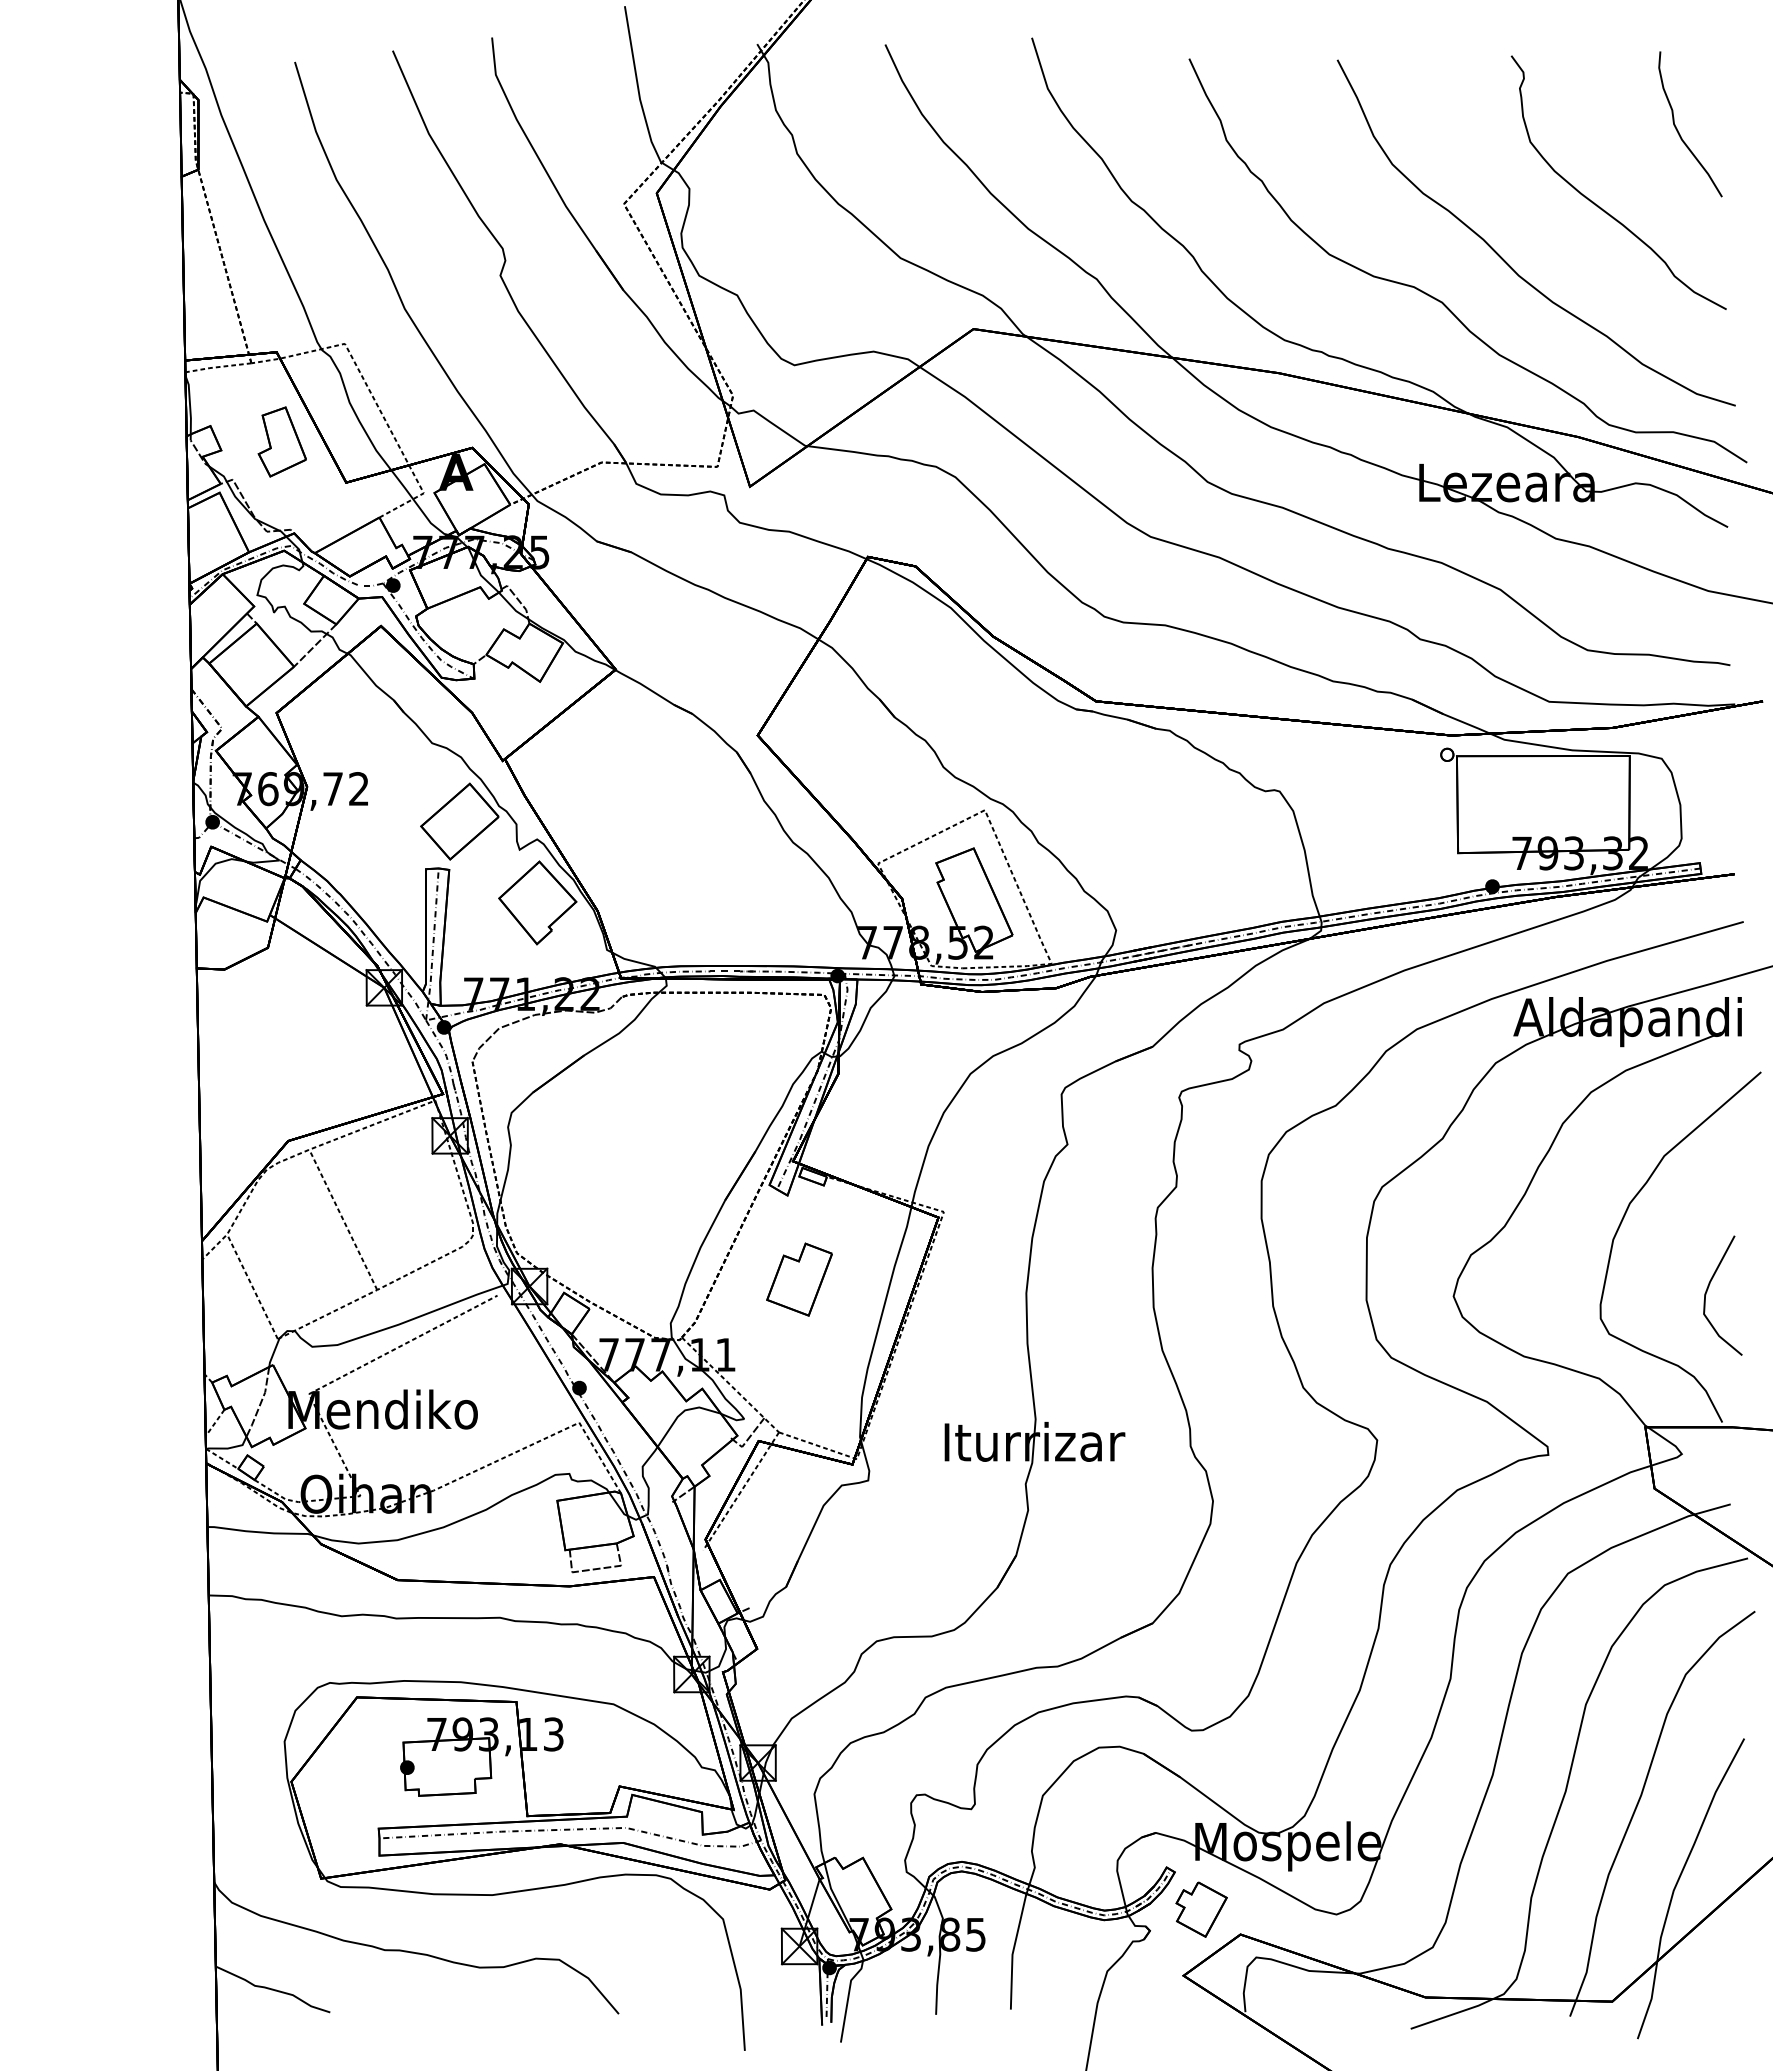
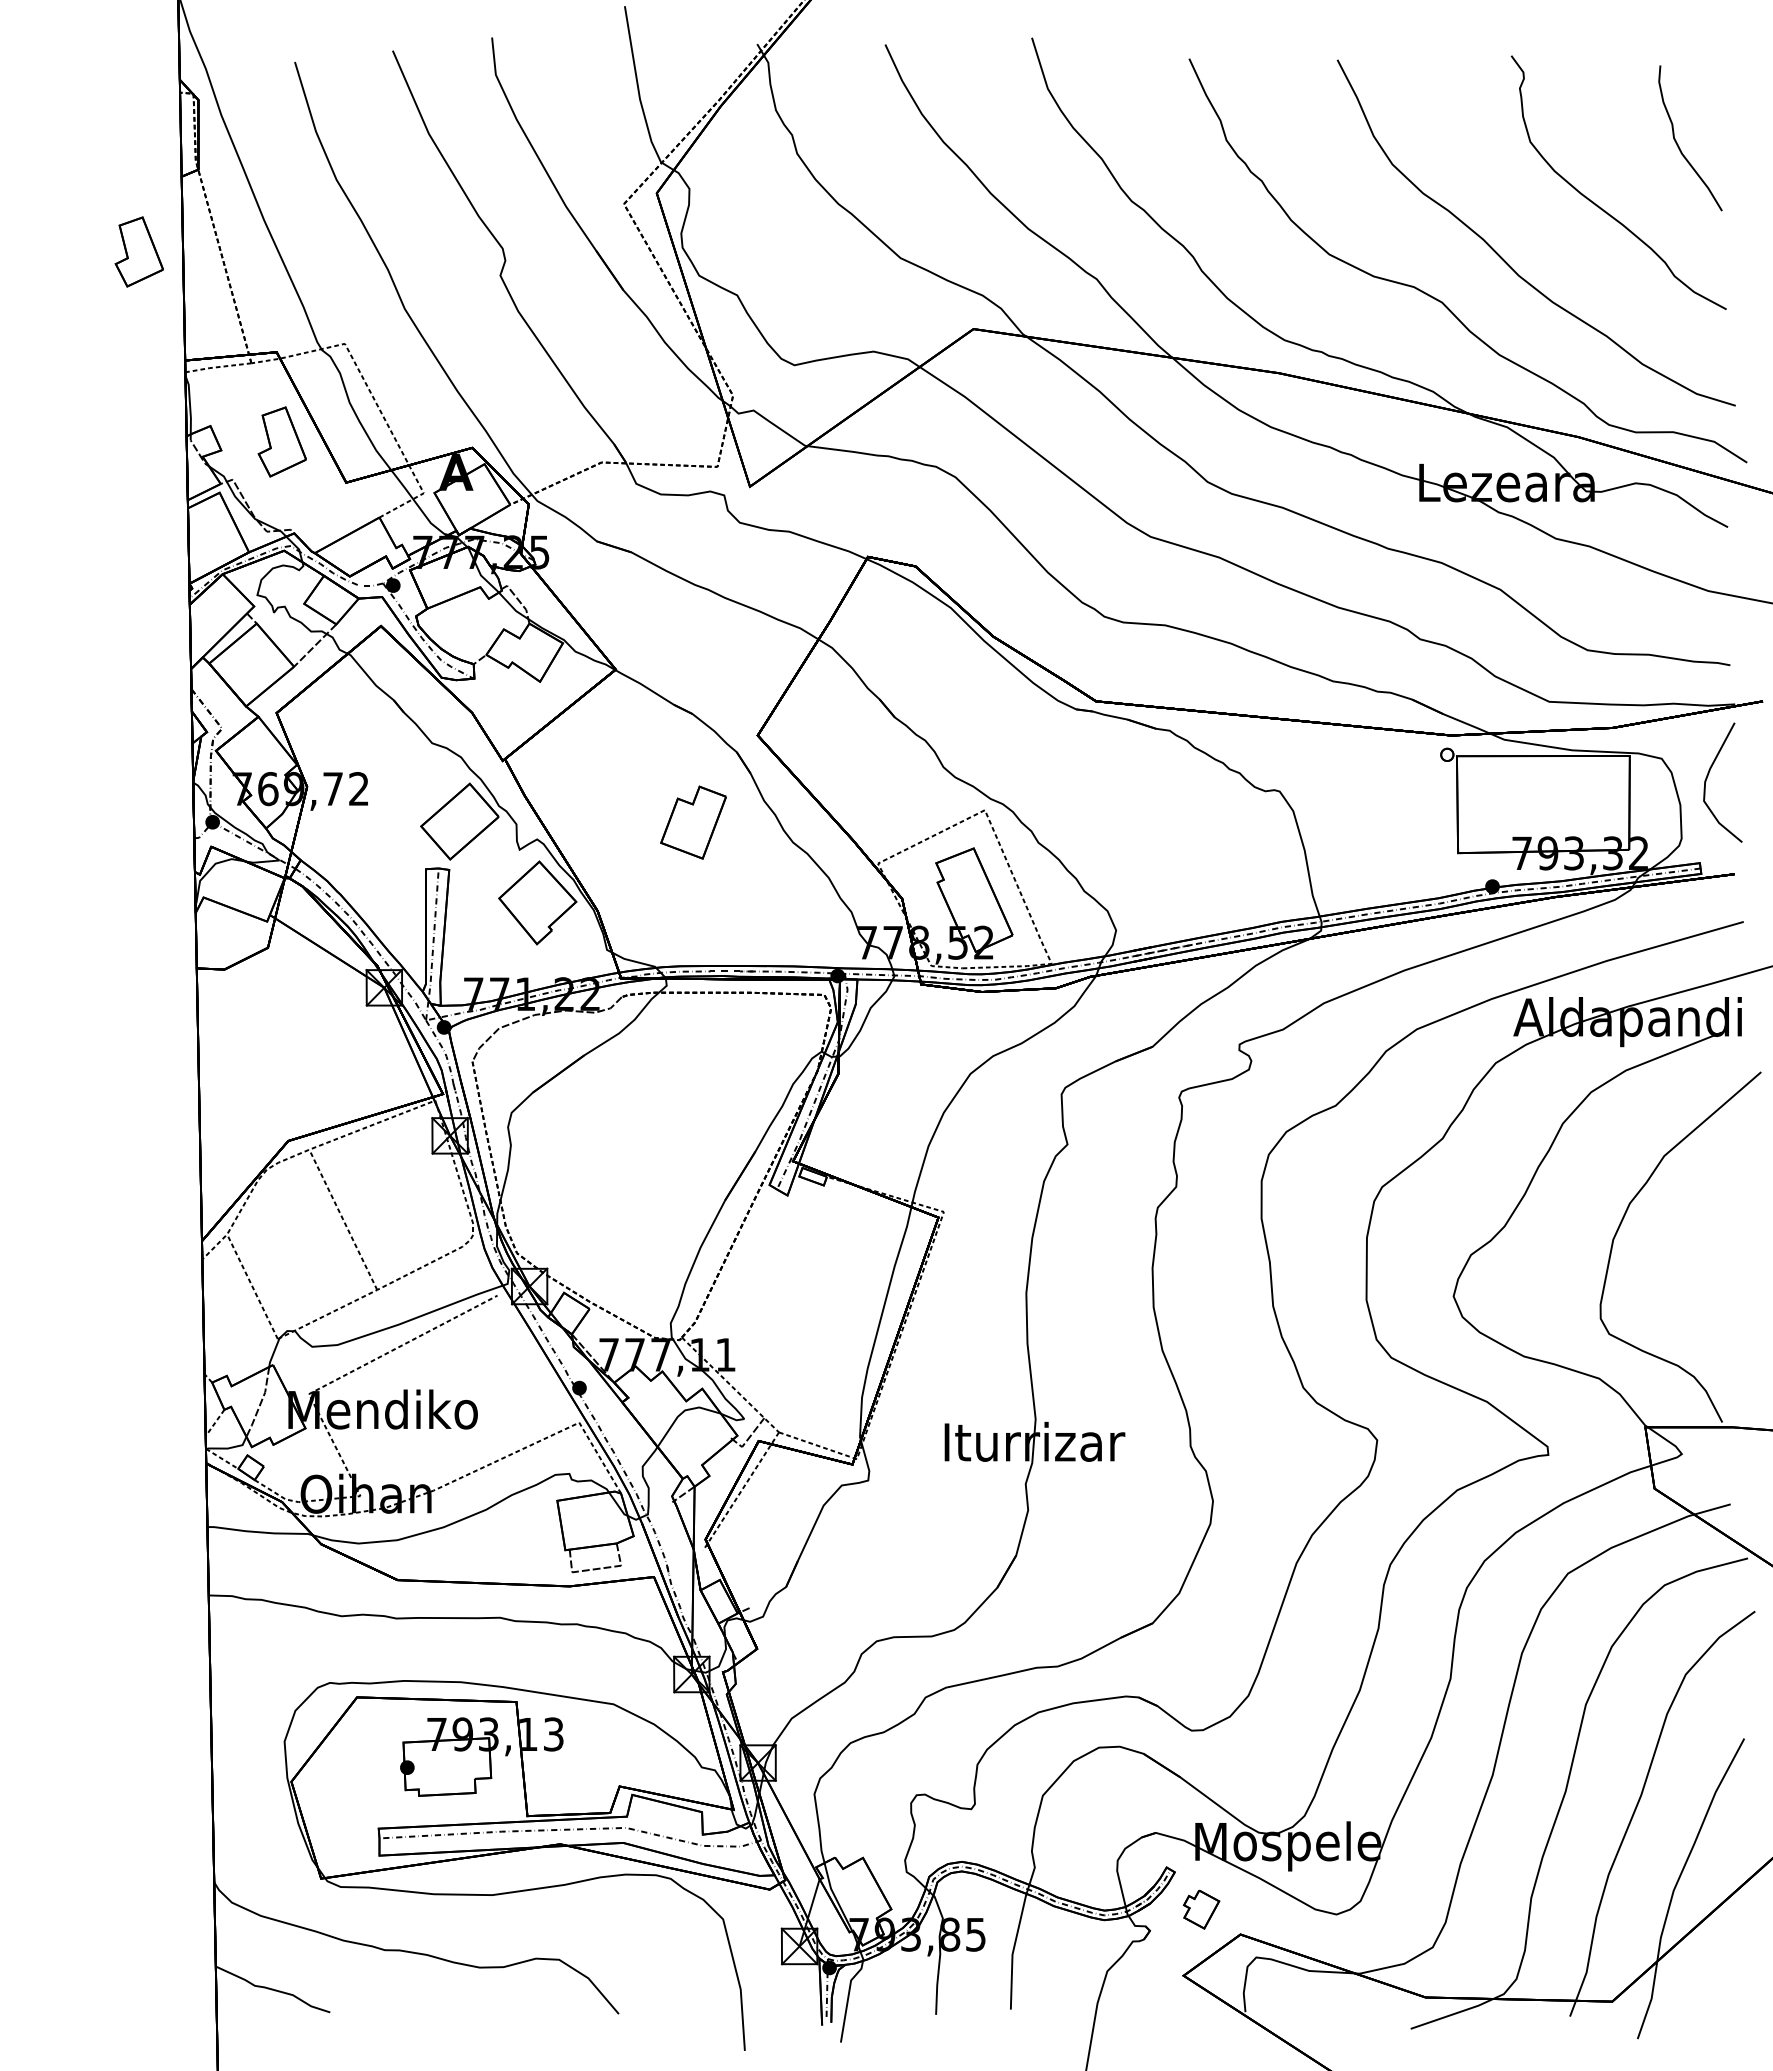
curve position: (1678, 130) -> (1678, 144) (1678, 144)
part: none -> present (138, 251)
part position: (799, 1279) -> (693, 822) (693, 822)
curve position: (1708, 1289) -> (1708, 776) (1708, 776)
part size: 53x57 px -> 38x41 px (1201, 1909)
